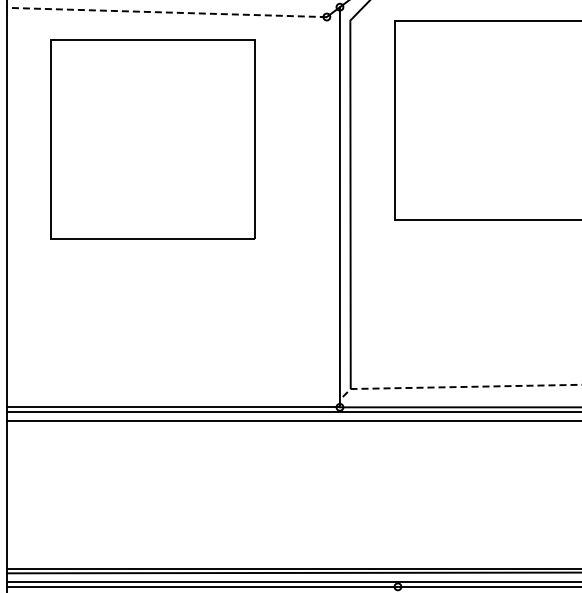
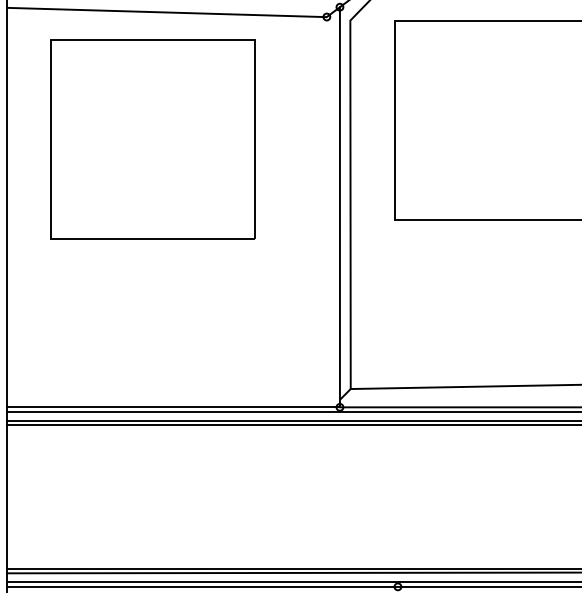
line: dashed -> solid (166, 12)
line: dashed -> solid (457, 387)
line: none -> present (292, 425)
